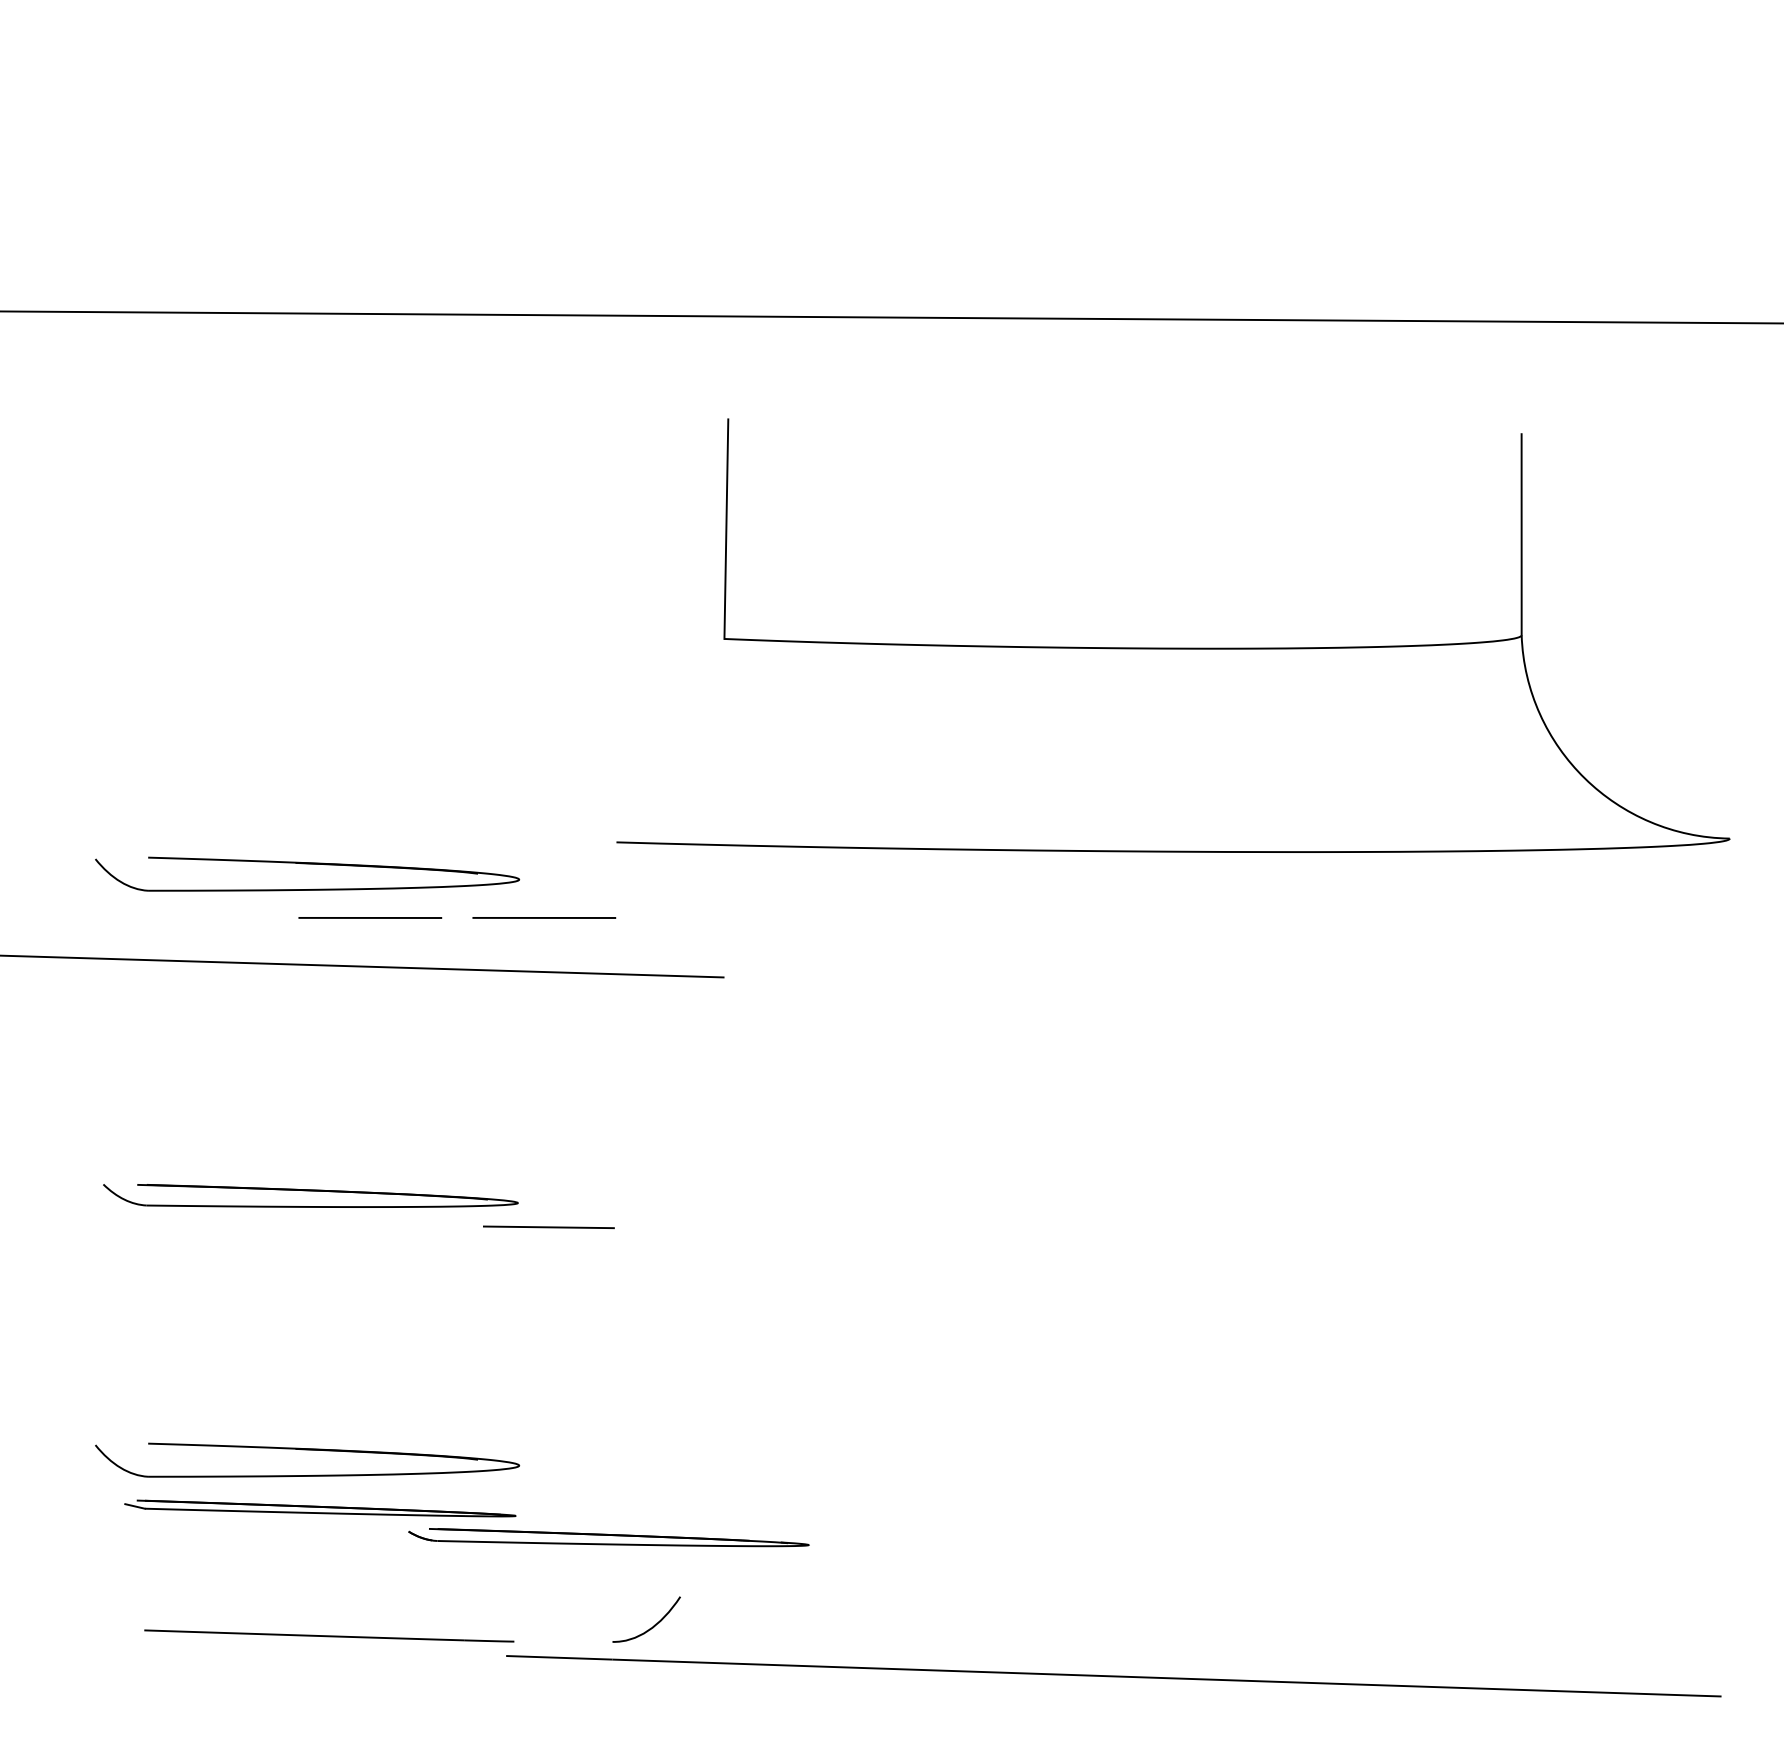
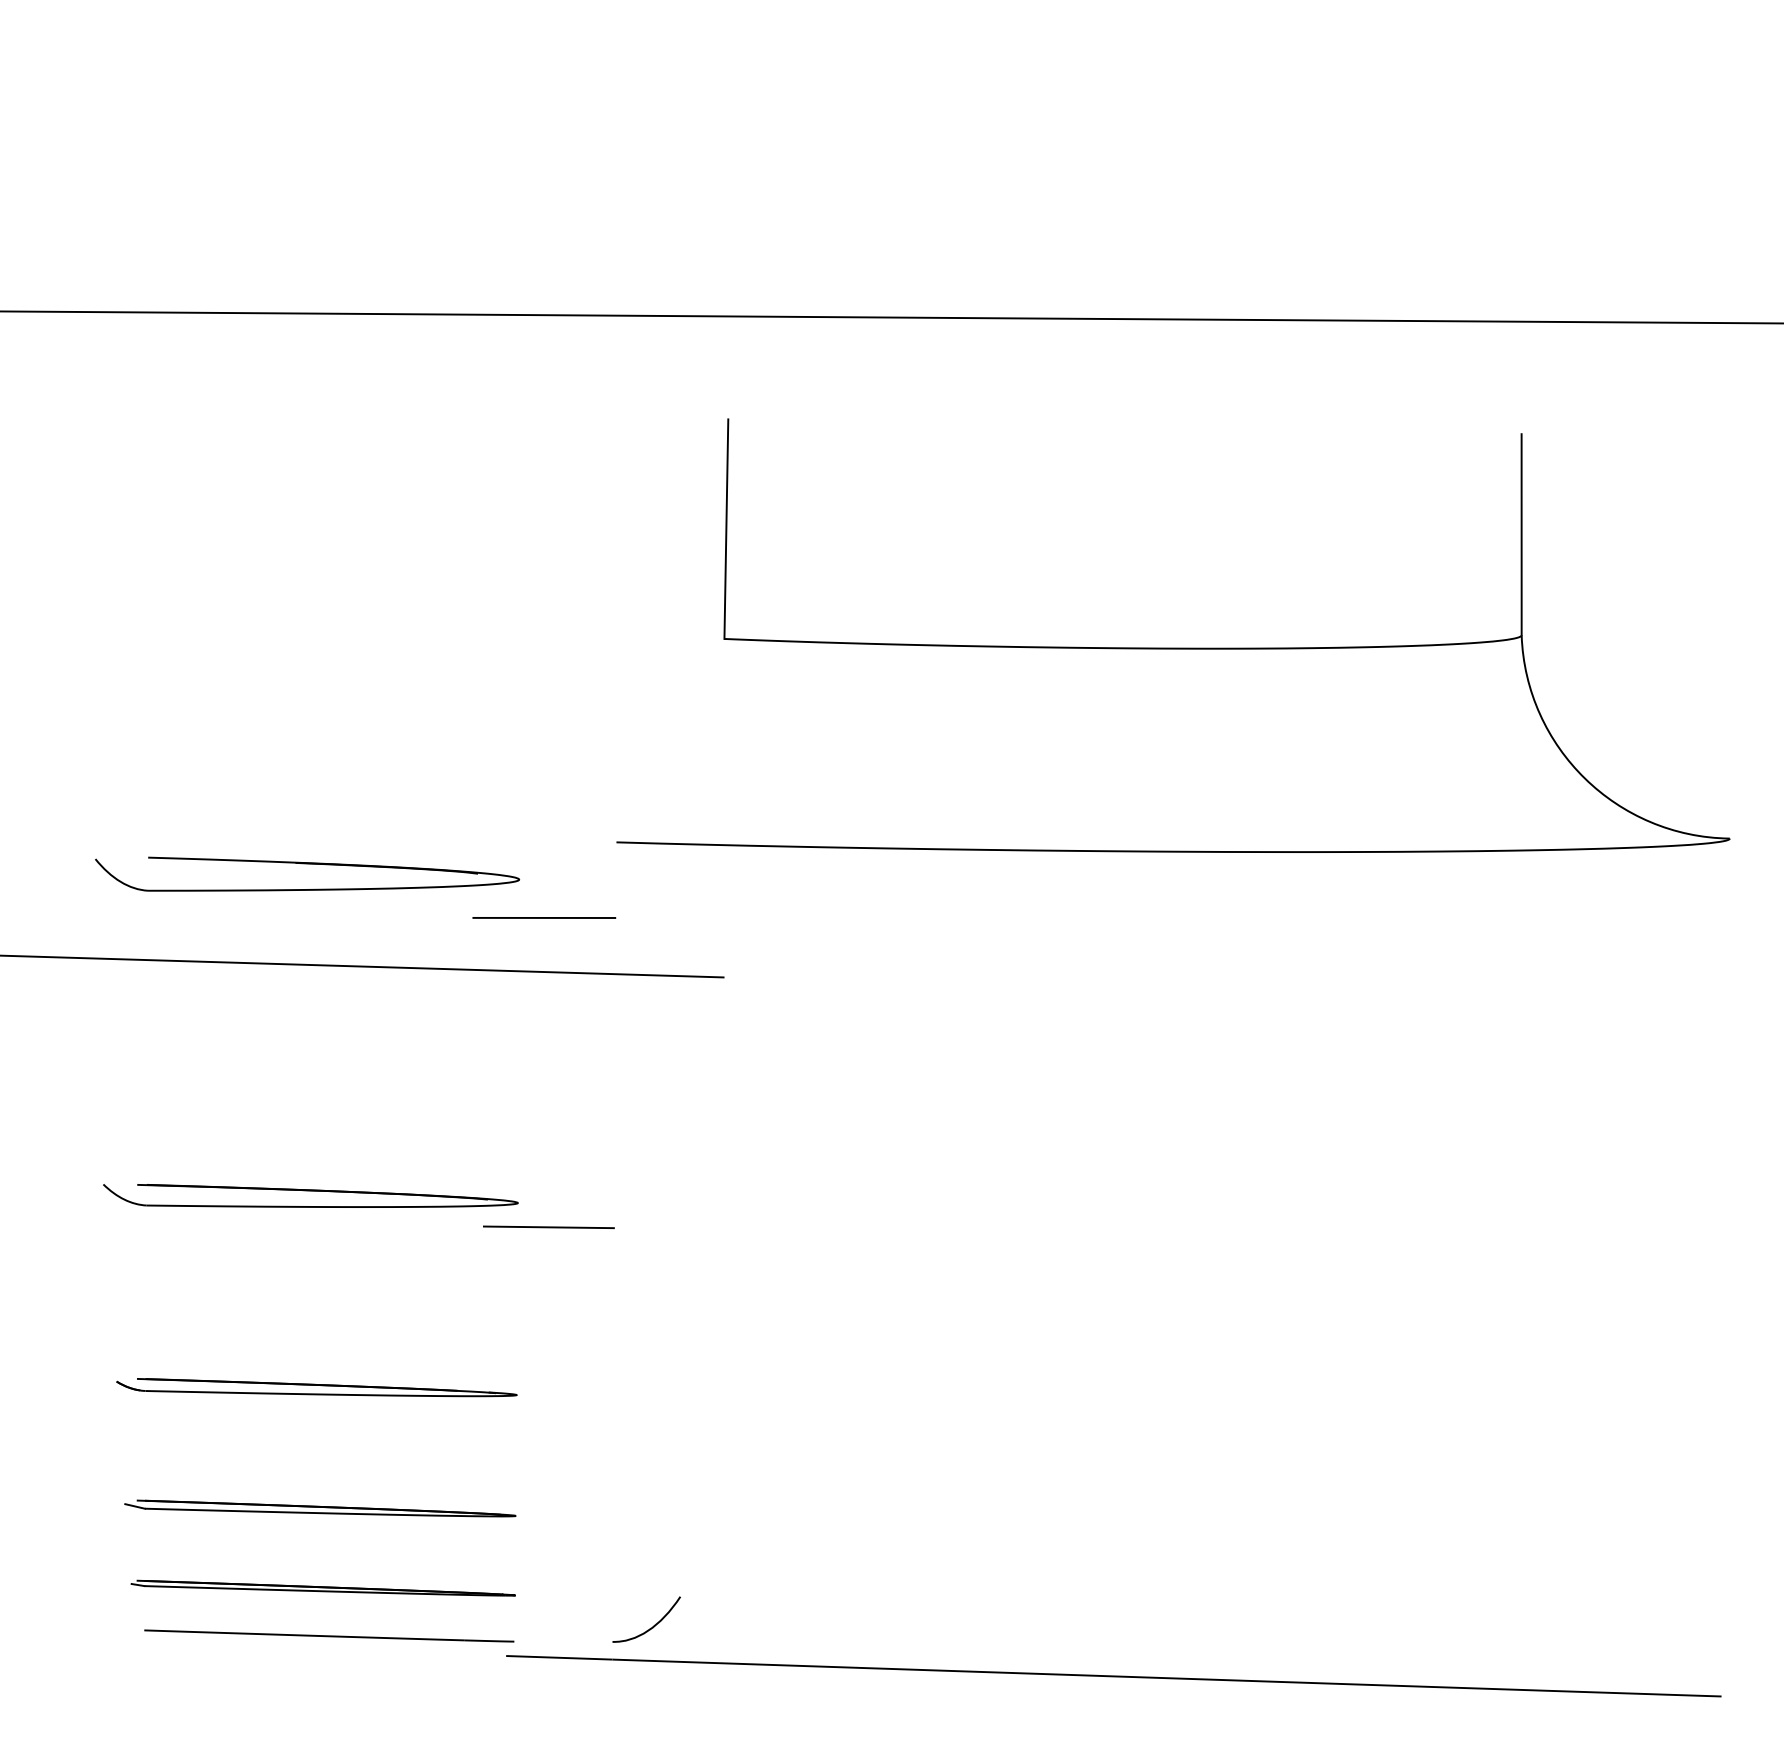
line: present -> none (370, 917)
part: present -> none (307, 1450)
part position: (608, 1537) -> (316, 1387) (316, 1387)
part: none -> present (322, 1587)
